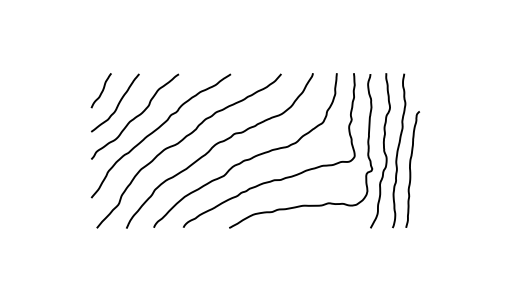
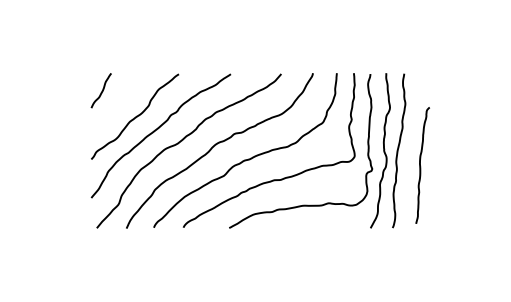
curve: present -> none (117, 104)
curve position: (411, 170) -> (421, 166) (421, 166)
